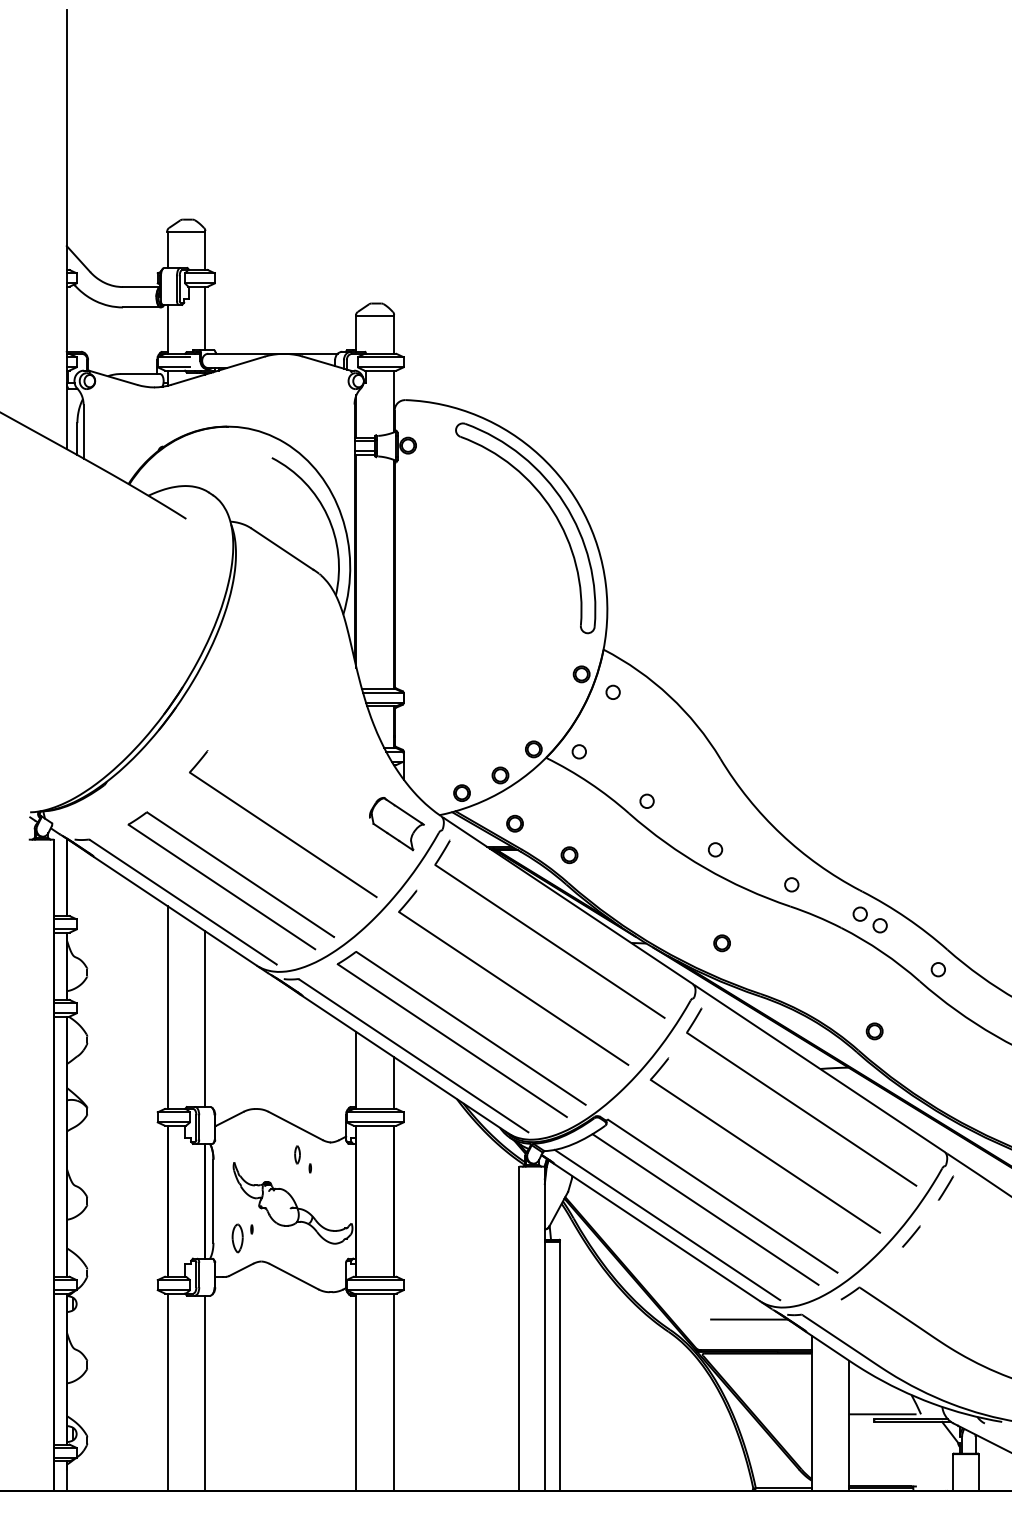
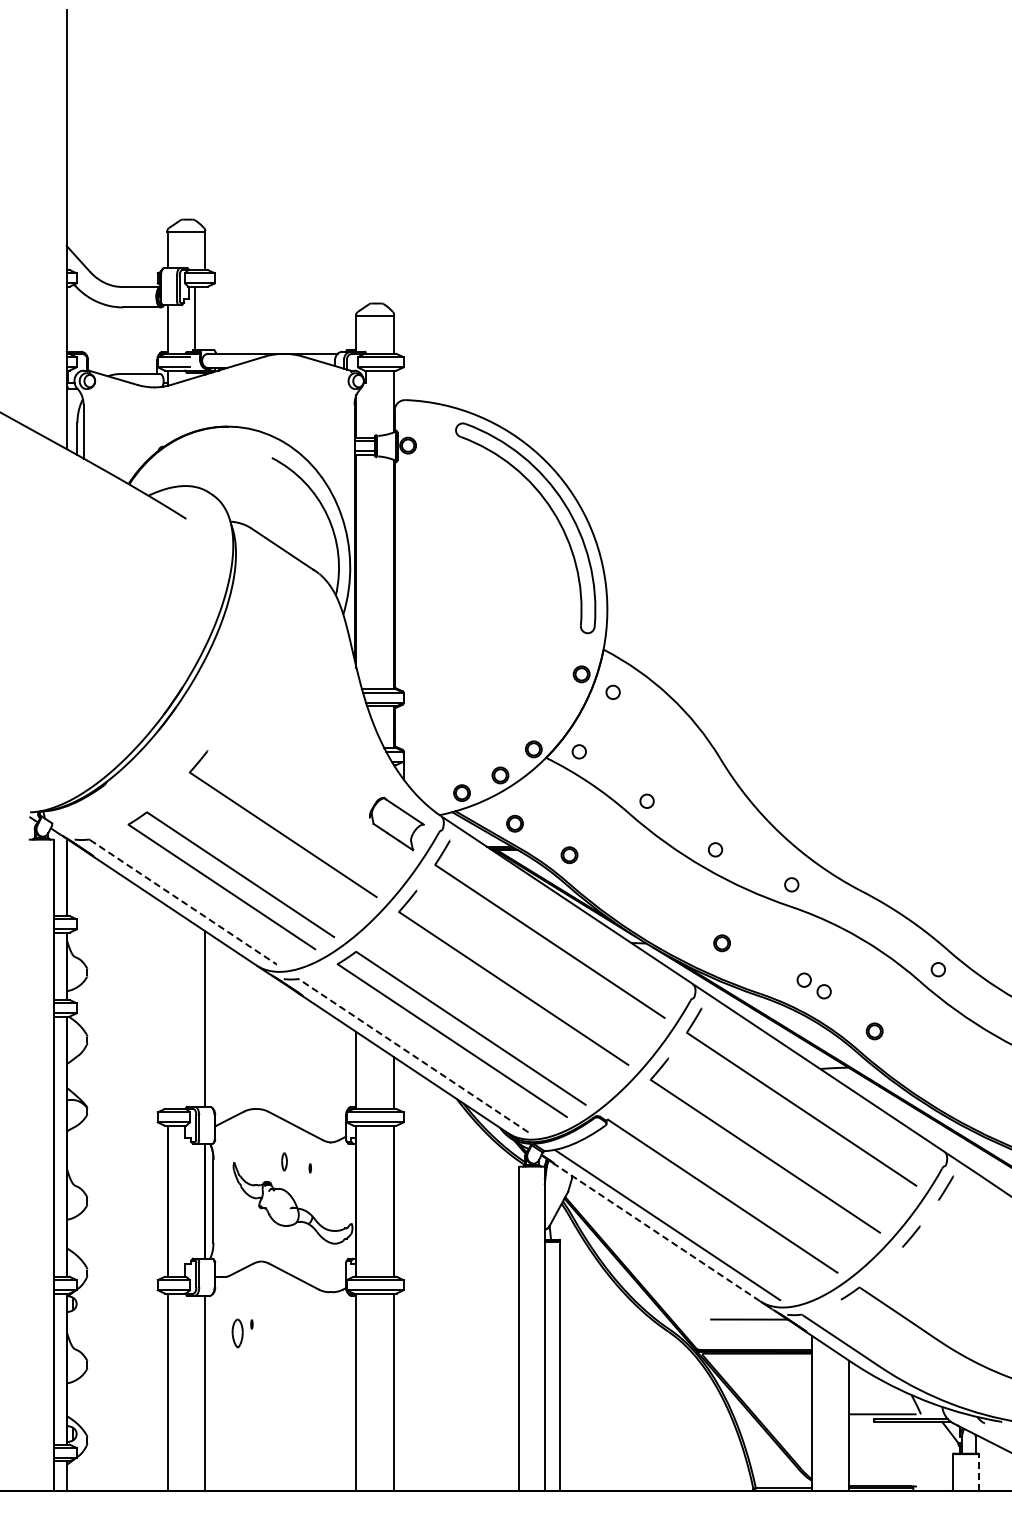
line position: (204, 318) -> (194, 318) (194, 318)
line: solid -> dashed (183, 902)
part position: (869, 919) -> (813, 985) (813, 985)
line: present -> none (167, 1007)
line: solid -> dashed (413, 1055)
part position: (297, 1154) -> (284, 1161) (284, 1161)
line: present -> none (705, 1209)
line: solid -> dashed (655, 1231)
part position: (242, 1238) -> (242, 1333) (242, 1333)
line: solid -> dashed (978, 1472)
